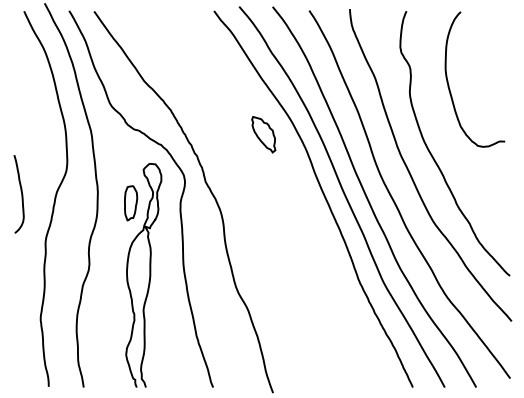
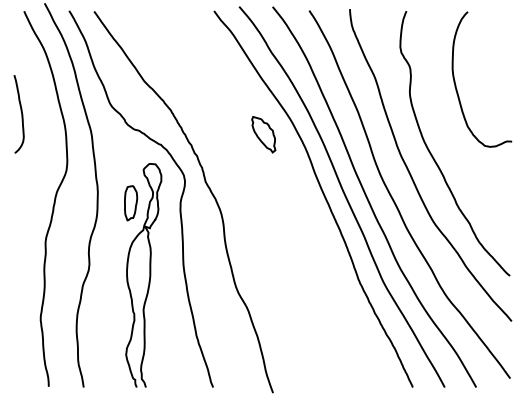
curve position: (449, 84) -> (456, 84) (456, 84)
curve position: (21, 194) -> (21, 114) (21, 114)
